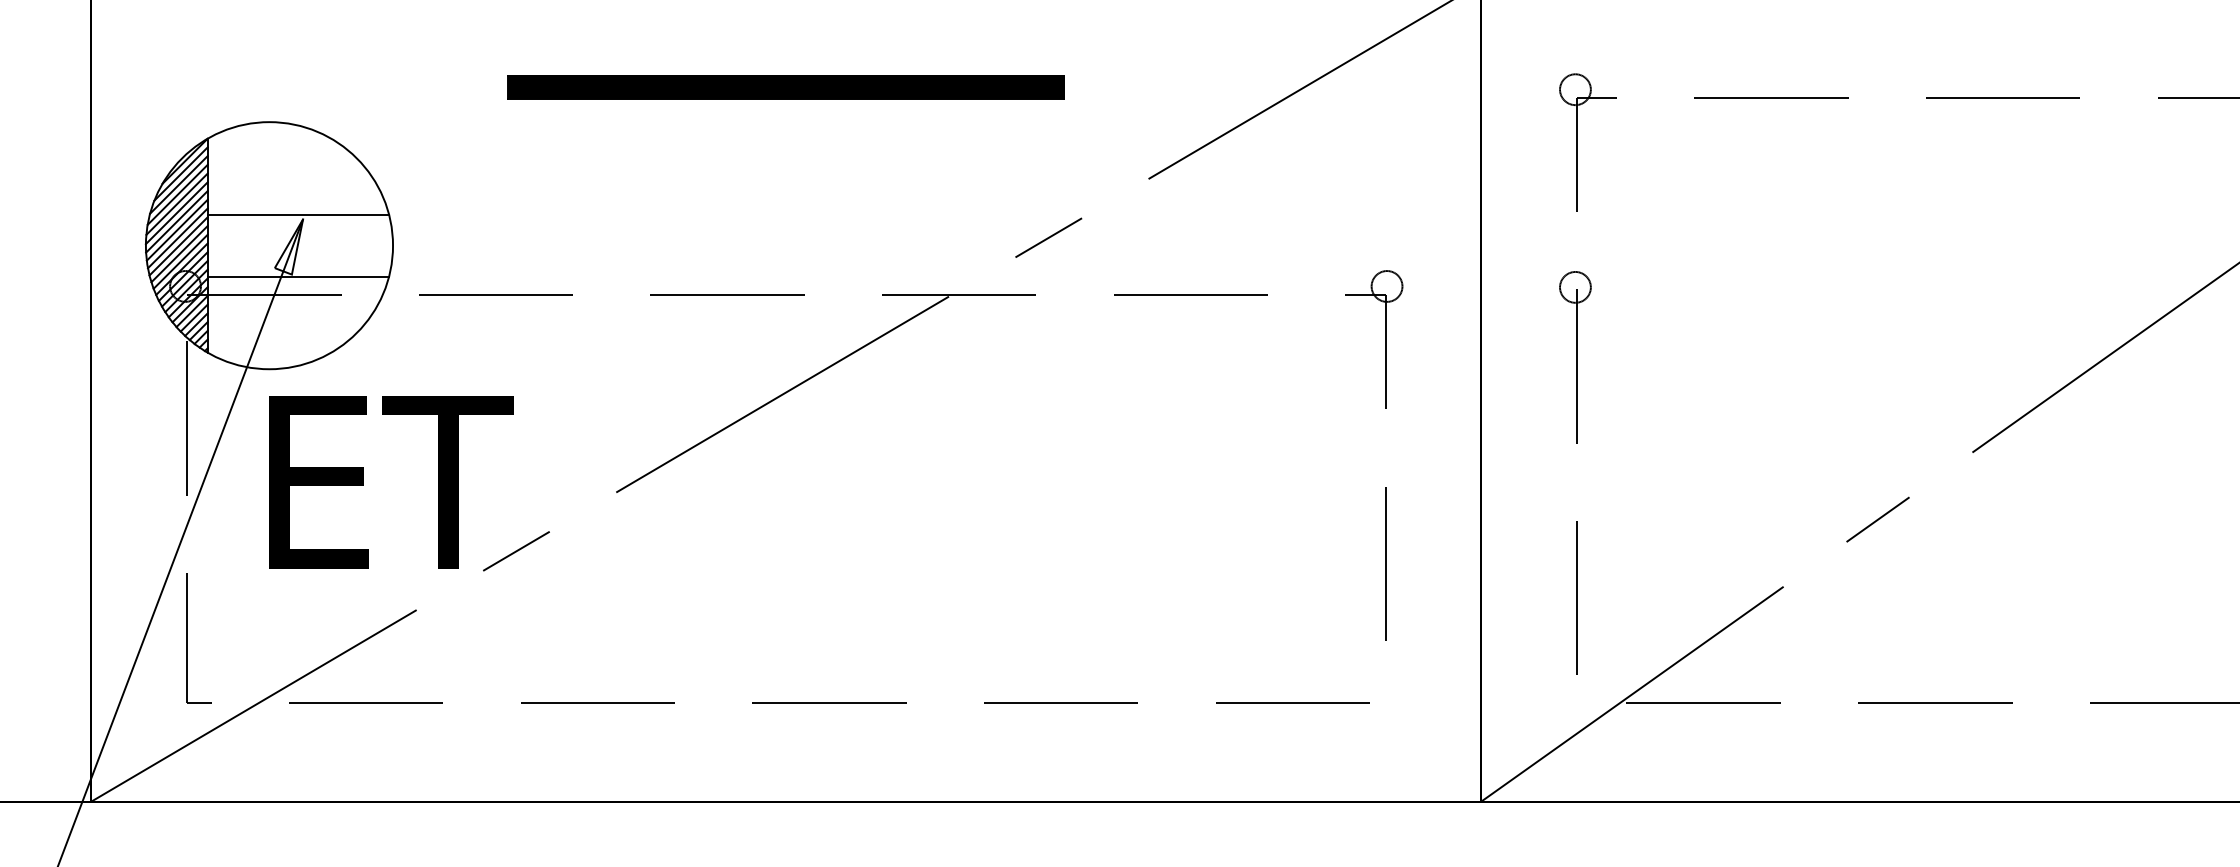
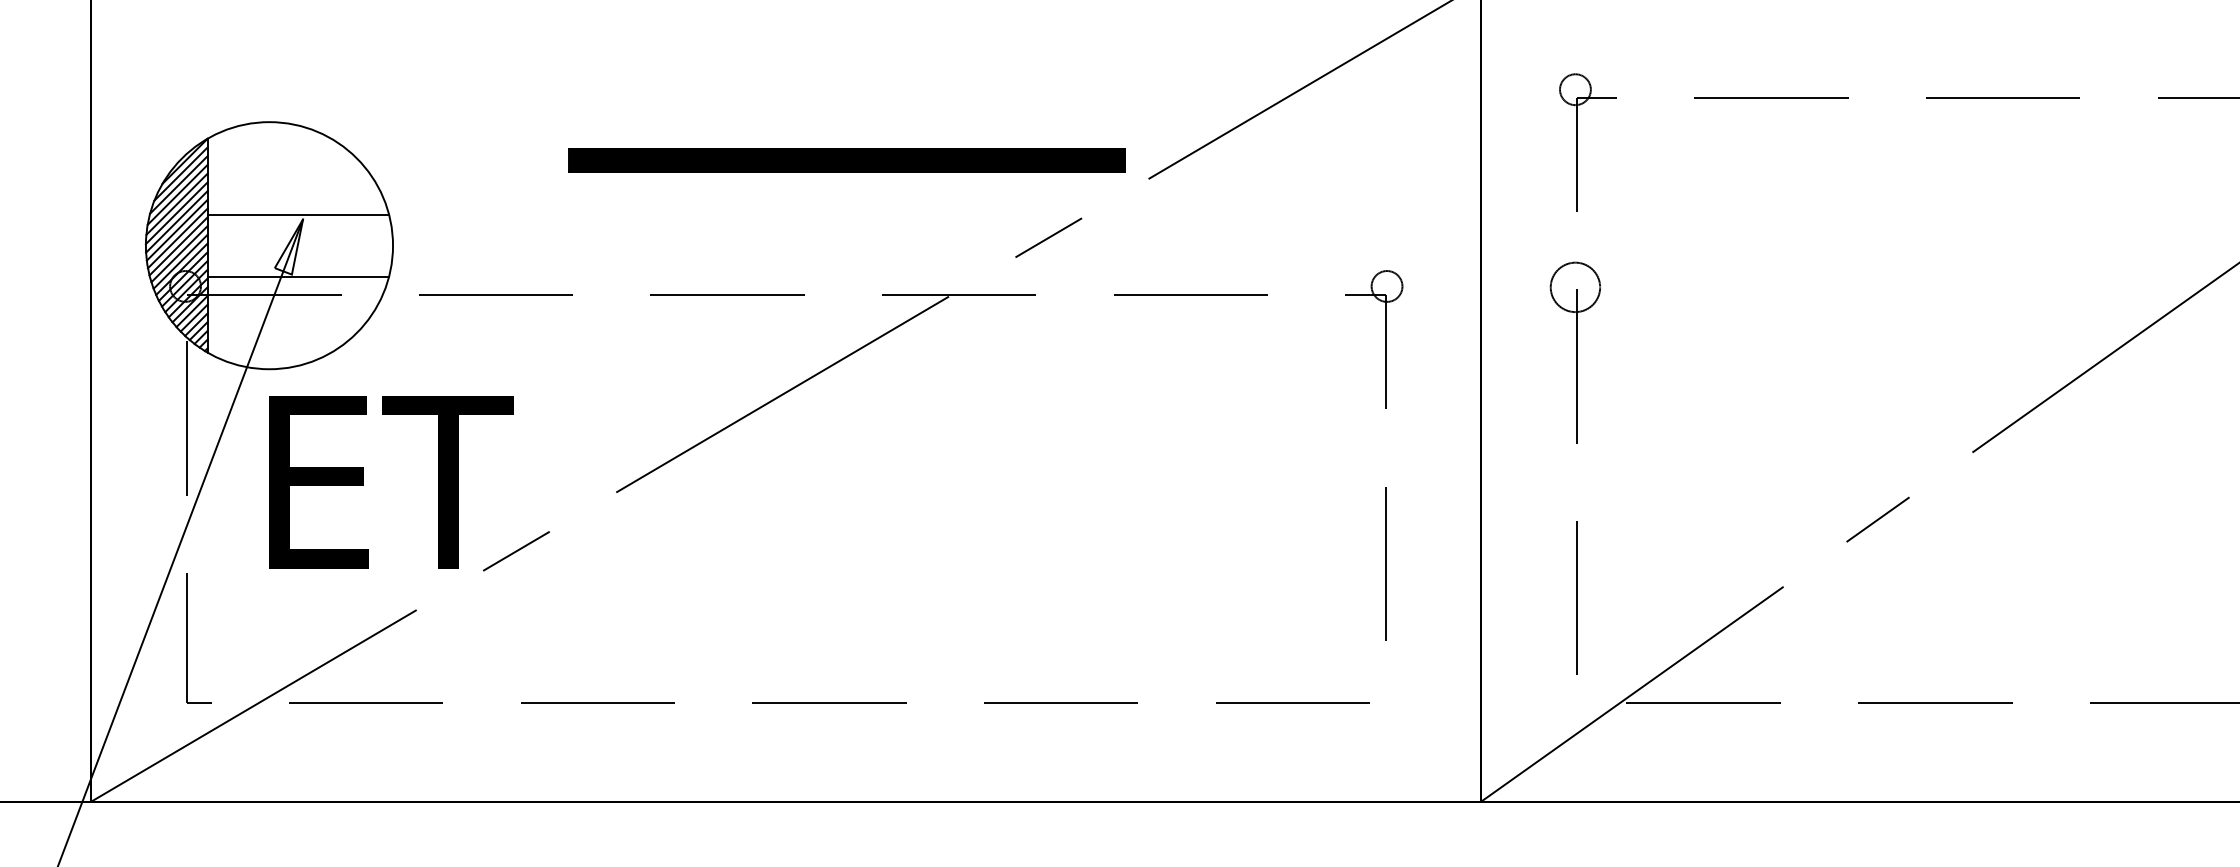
part position: (785, 87) -> (846, 160) (846, 160)
circle diameter: 31 px -> 49 px (1575, 287)
